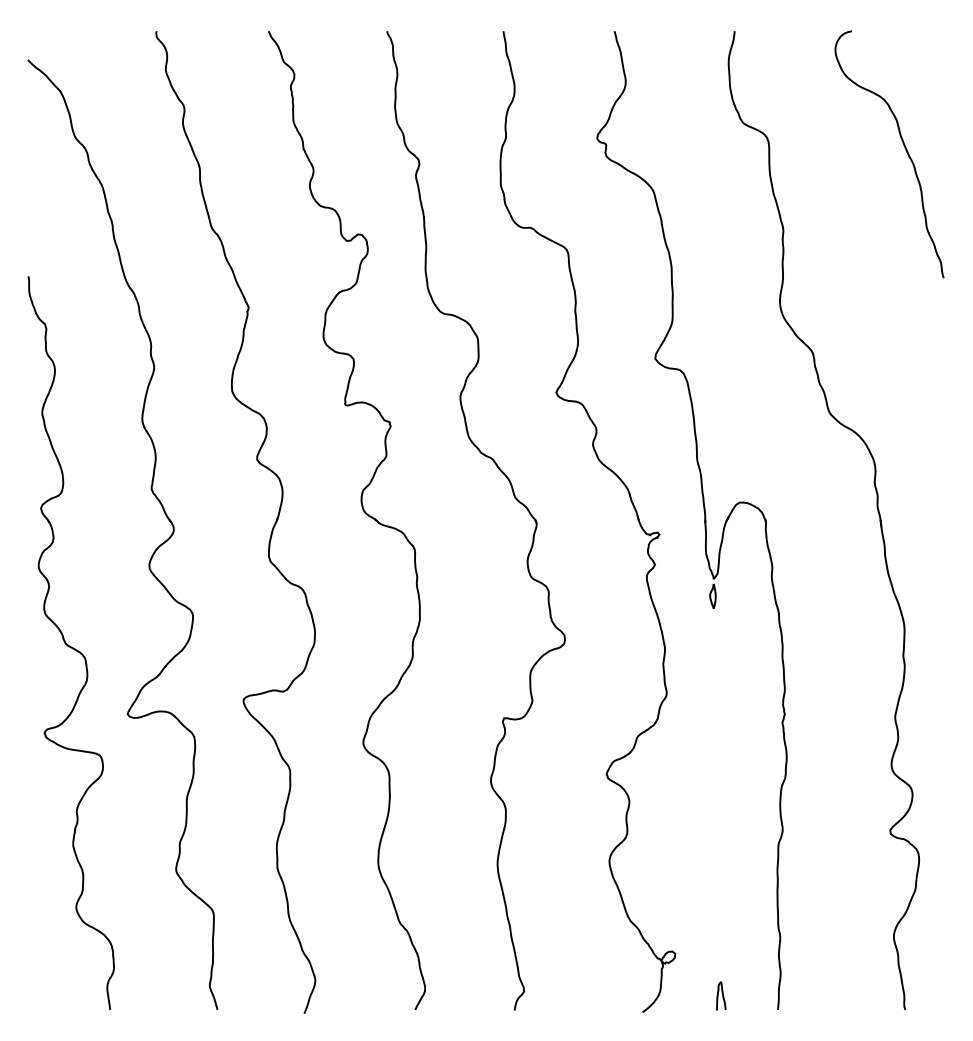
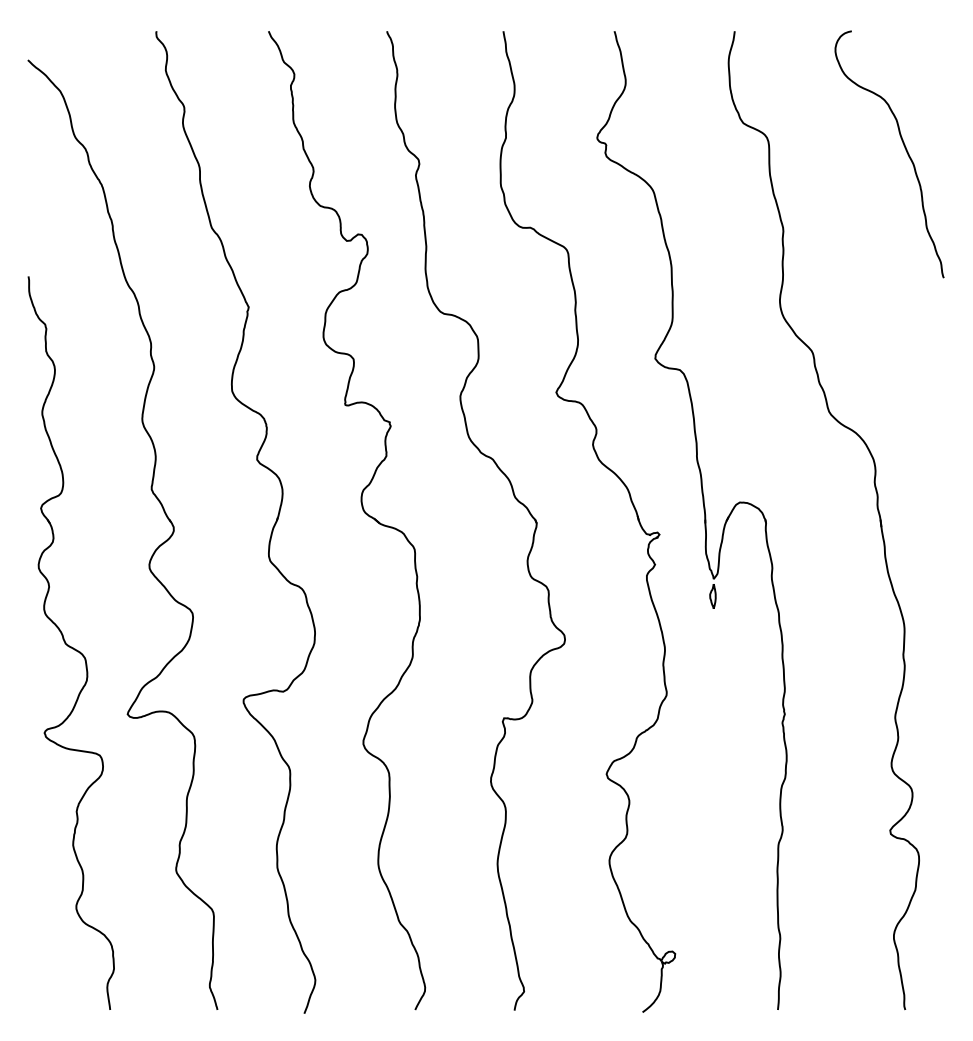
curve: present -> none (722, 995)
